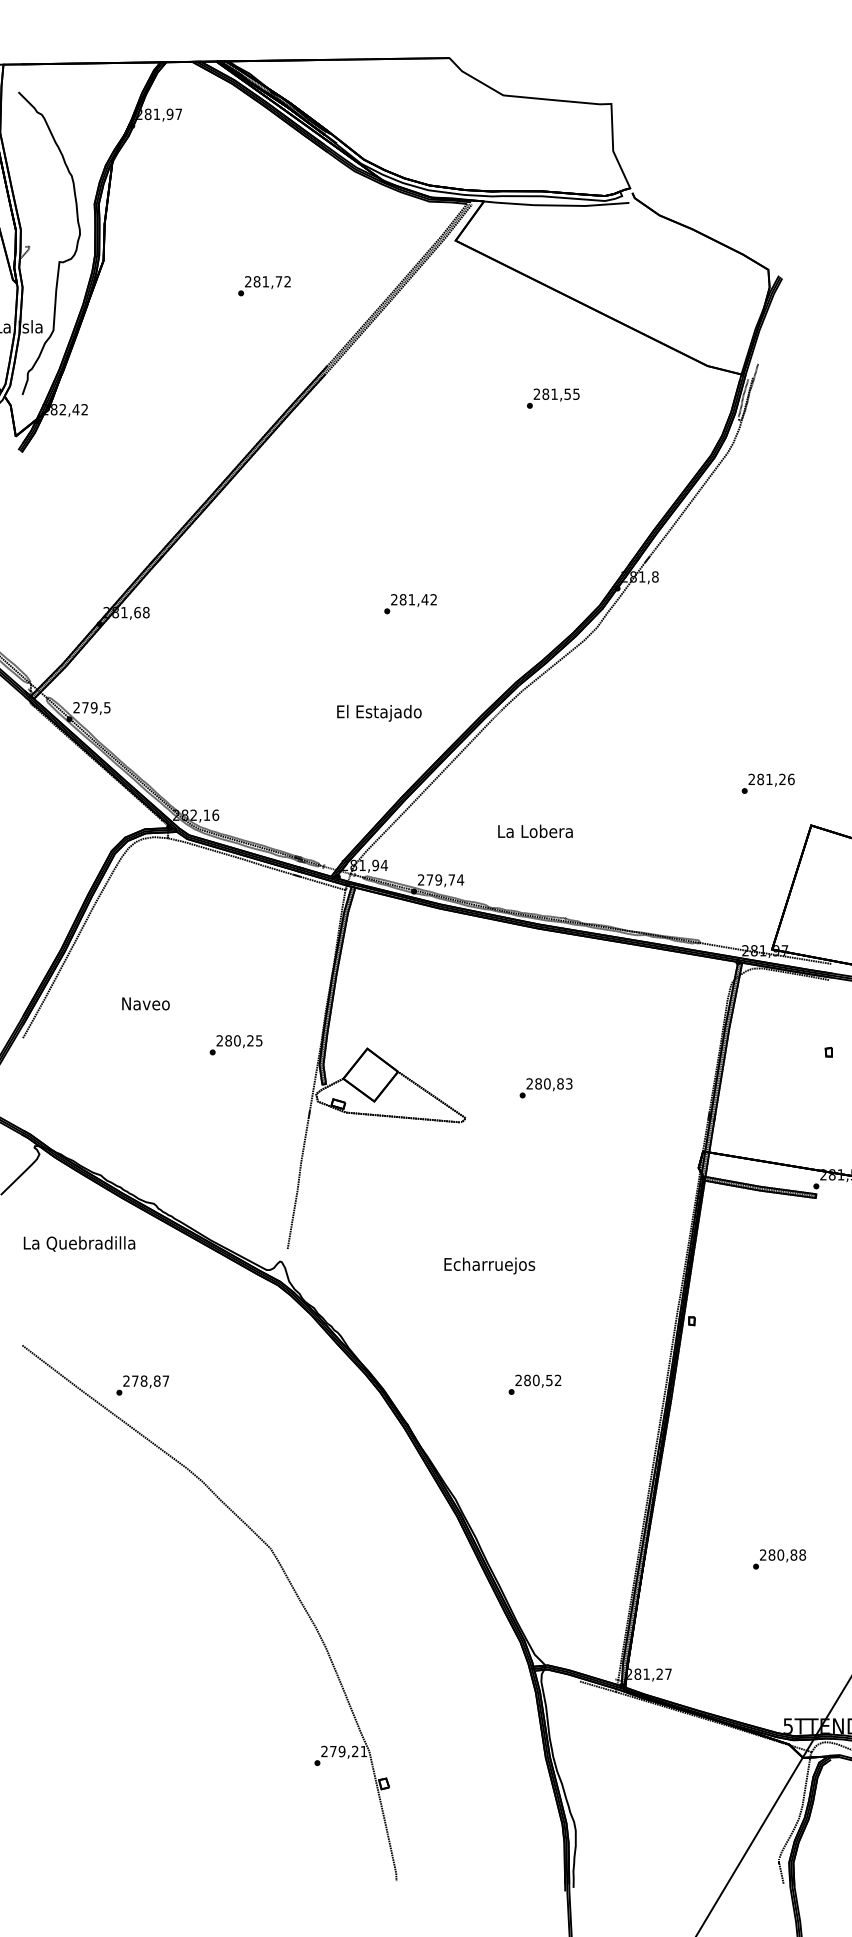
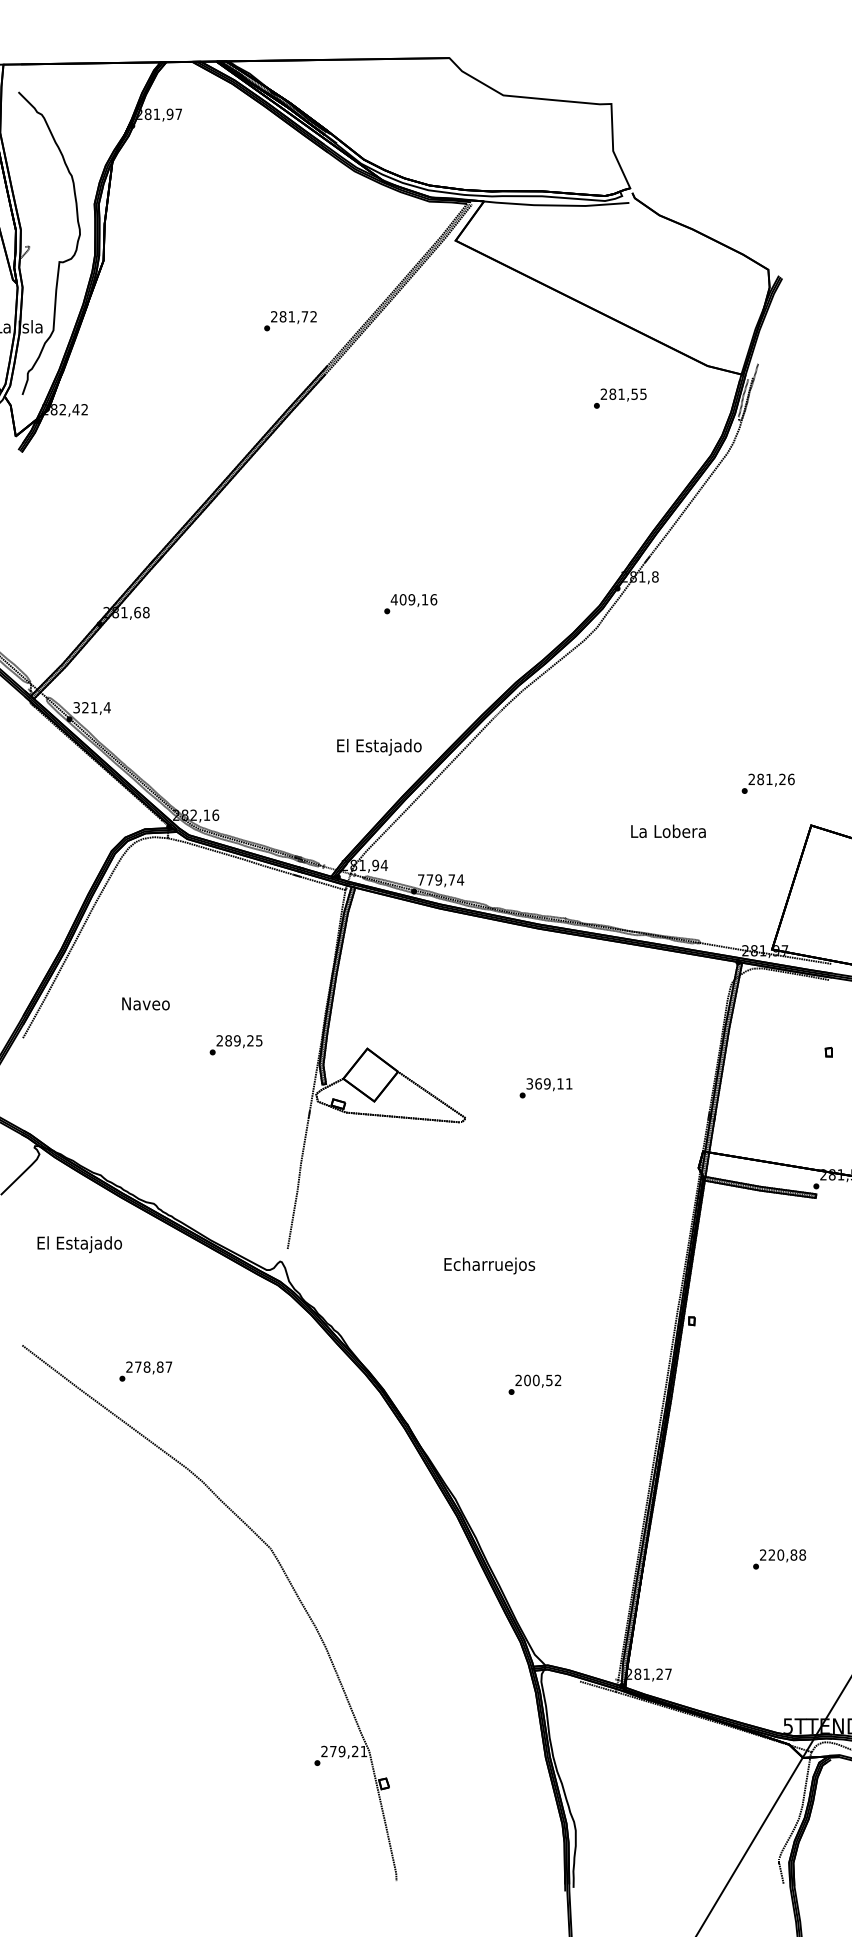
text position: (264, 286) -> (290, 321) (290, 321)
text position: (553, 398) -> (620, 398) (620, 398)
text: 281,42 -> 409,16 (413, 599)
text: 279,5 -> 321,4 (91, 707)
text position: (379, 713) -> (379, 747) (379, 747)
text position: (535, 831) -> (668, 831) (668, 831)
text: 279,74 -> 779,74 (421, 879)
text: 280,25 -> 289,25 (237, 1040)
text: 280,83 -> 369,11 (549, 1083)
text: La Quebradilla -> El Estajado (79, 1244)
text: 280,52 -> 200,52 (527, 1380)
text position: (142, 1385) -> (145, 1371) (145, 1371)
text: 280,88 -> 220,88 (771, 1554)
